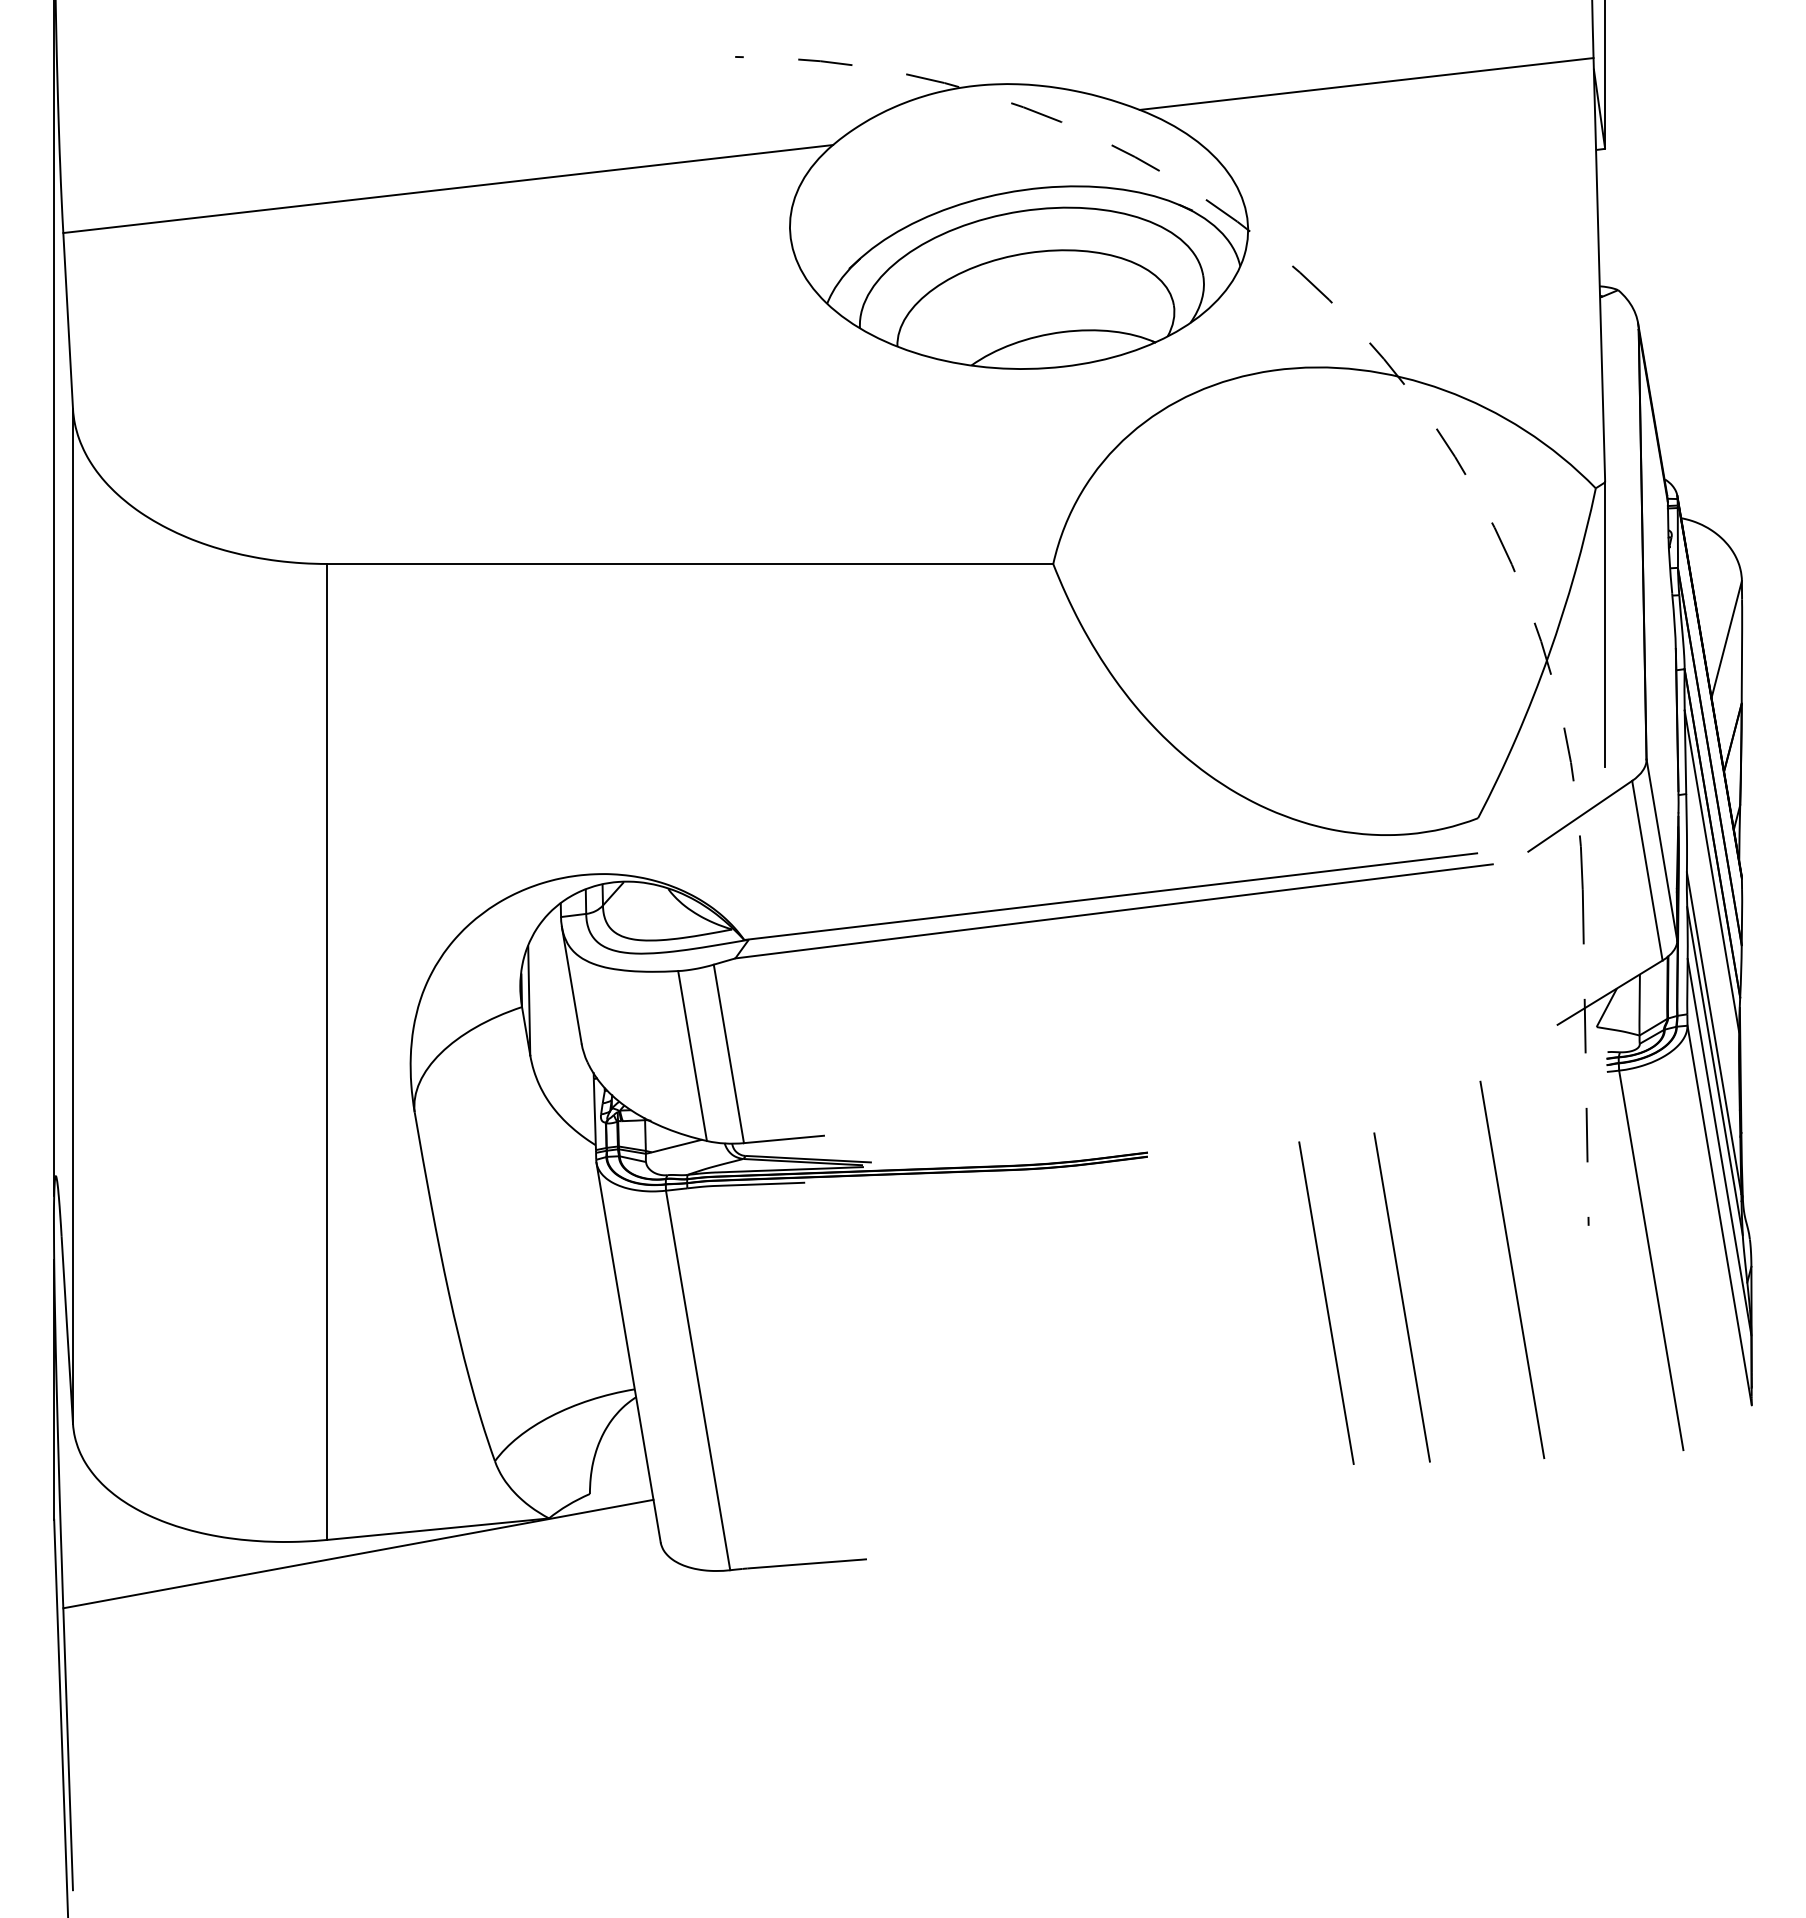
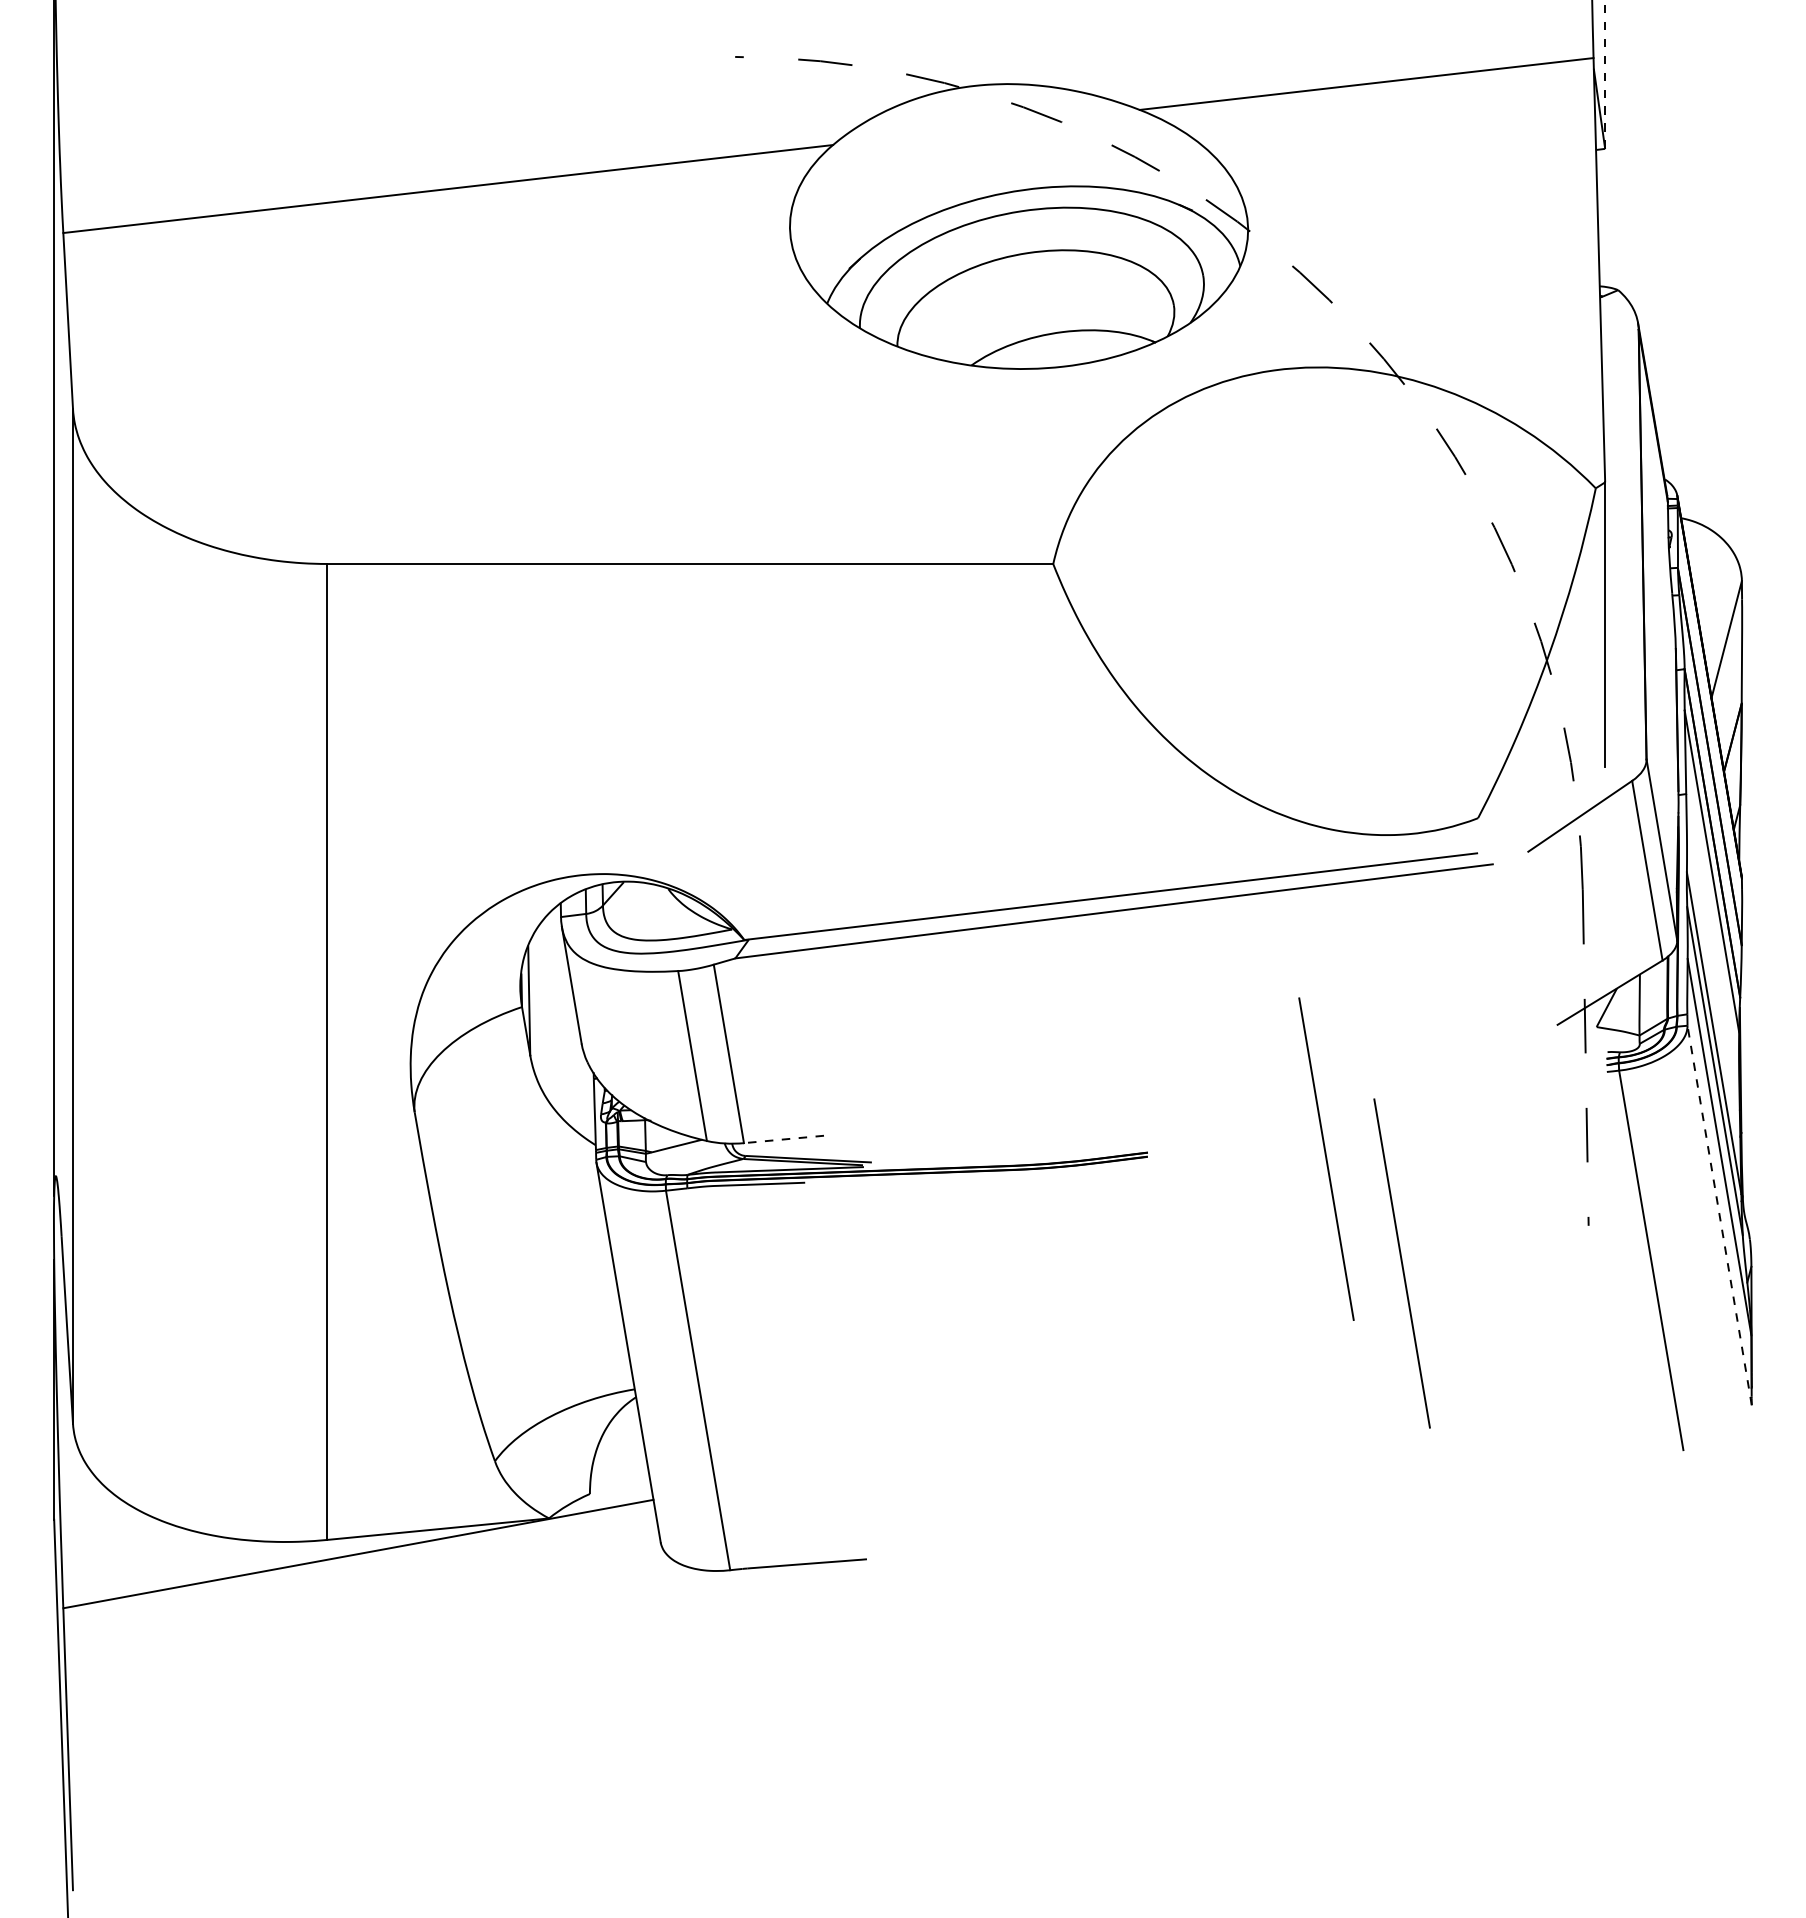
line: solid -> dashed (1605, 74)
line: solid -> dashed (783, 1139)
line: solid -> dashed (1719, 1215)
line: present -> none (1512, 1269)
line position: (1401, 1297) -> (1401, 1263) (1401, 1263)
line position: (1326, 1302) -> (1326, 1158) (1326, 1158)
